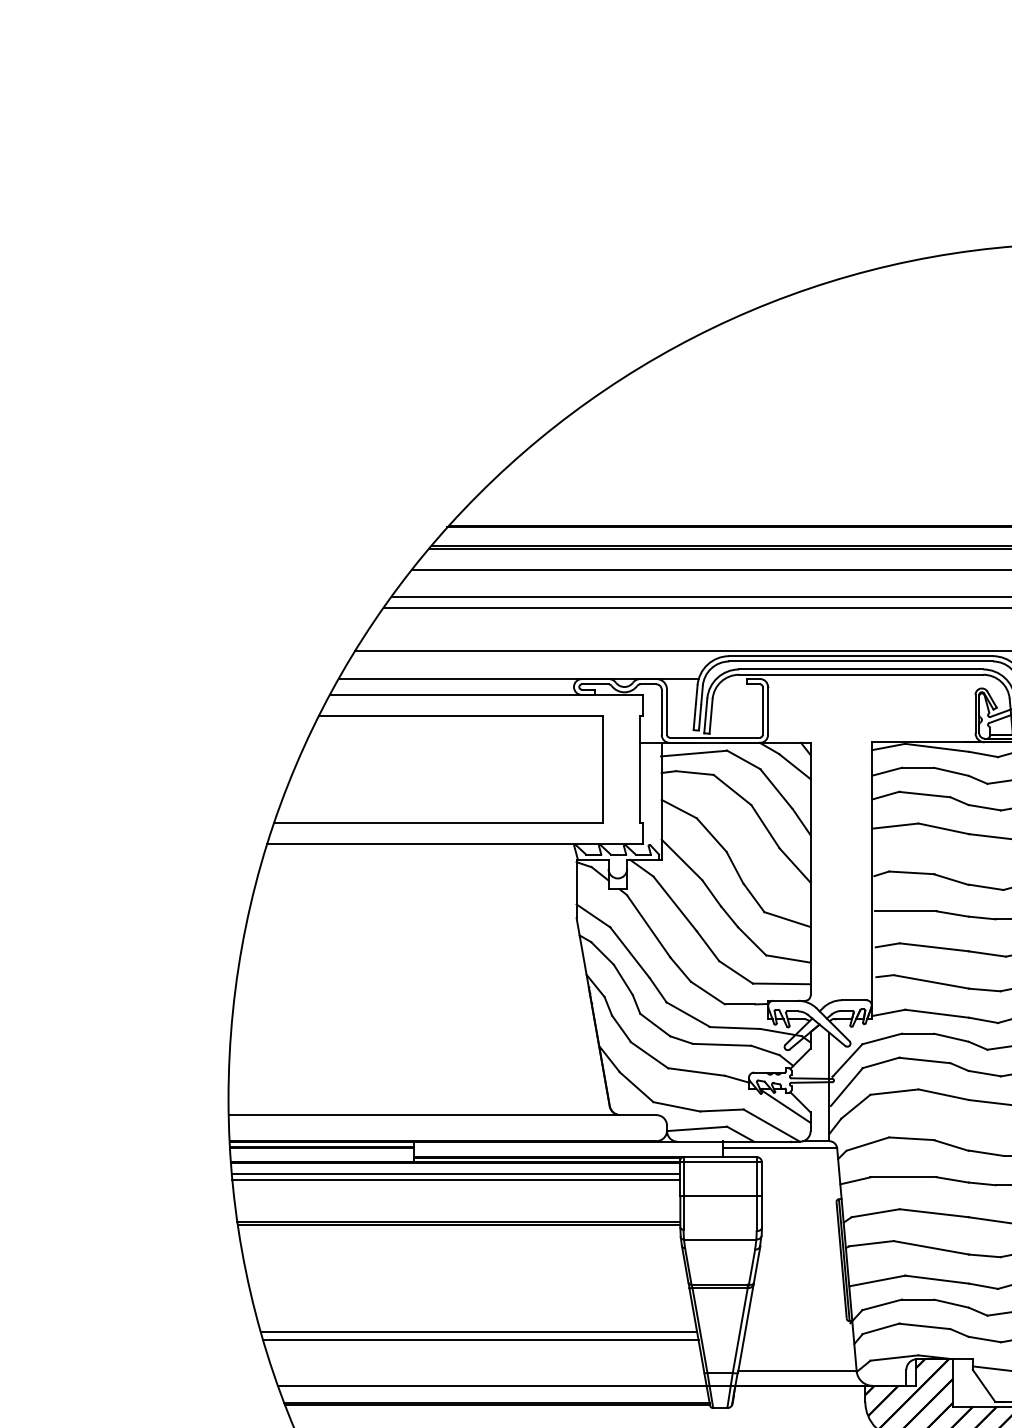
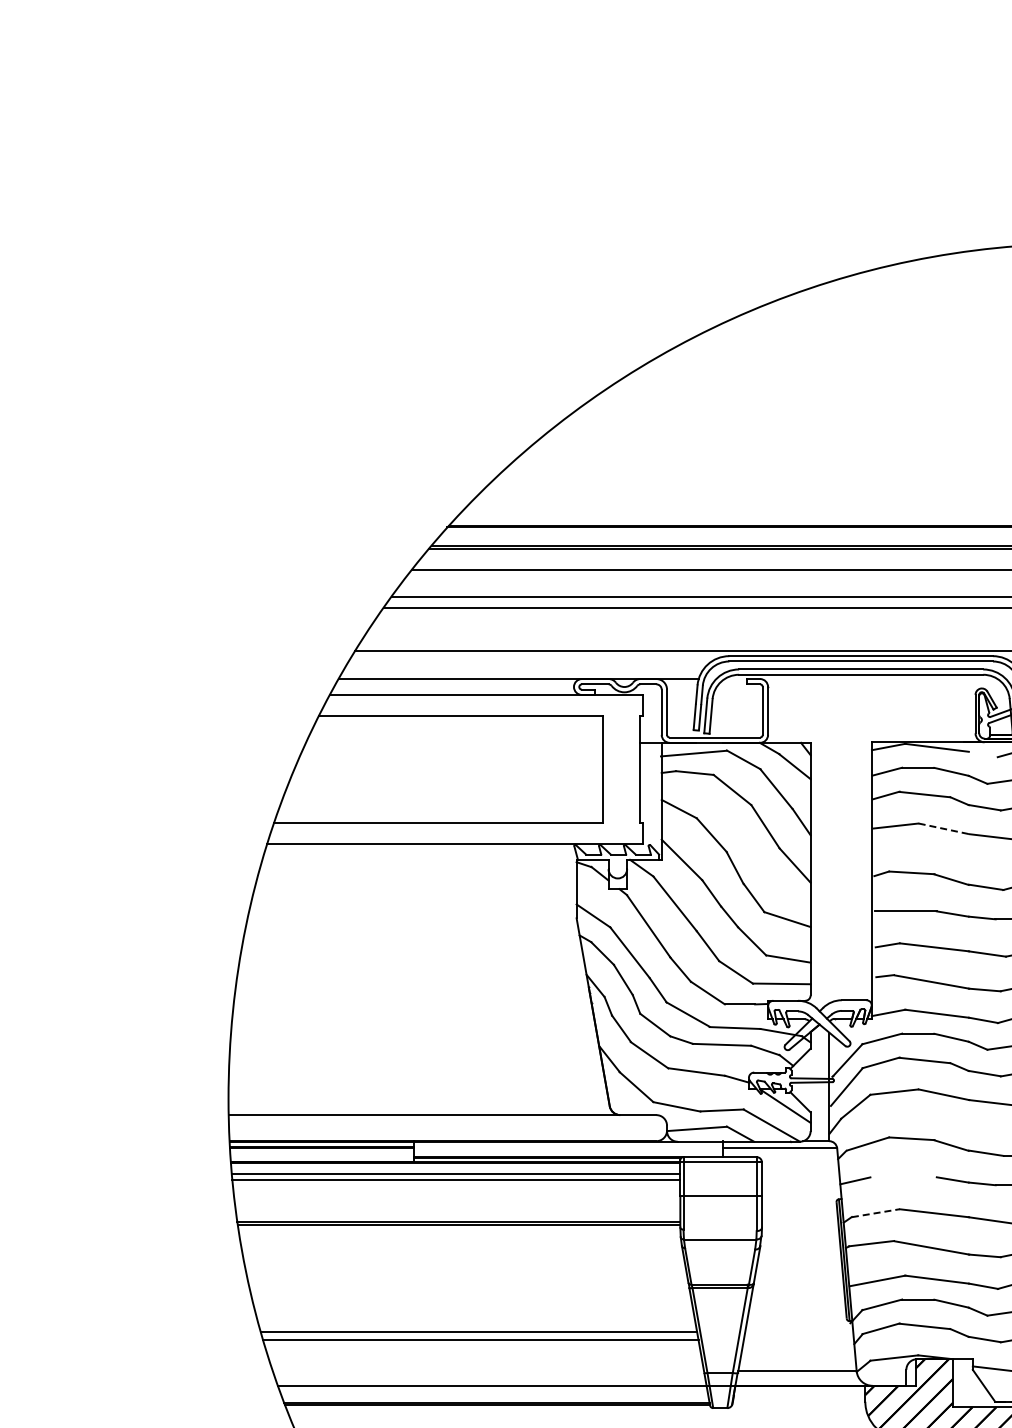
line: present -> none (983, 754)
line: solid -> dashed (943, 828)
line: present -> none (903, 1177)
line: solid -> dashed (876, 1213)
